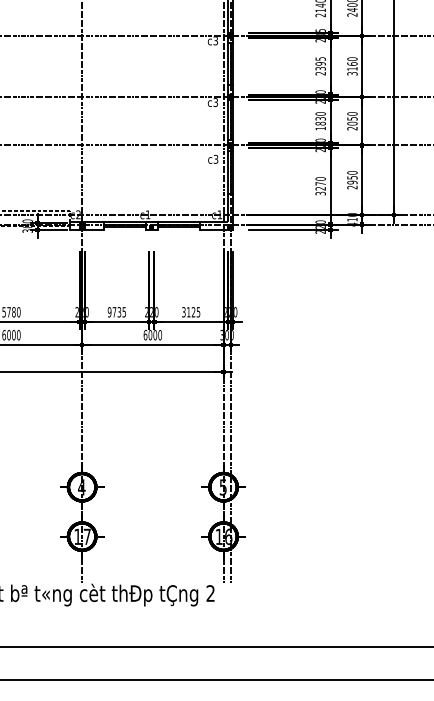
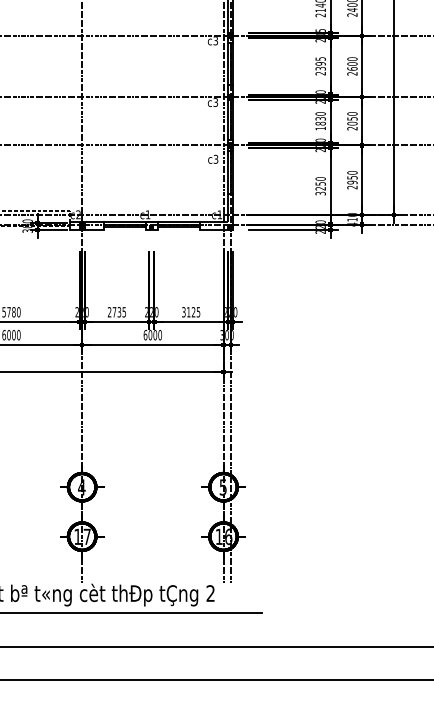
text: 3160 -> 2600 (352, 68)
text: 3270 -> 3250 (320, 183)
text: 9735 -> 2735 (109, 312)
line: none -> present (131, 613)
